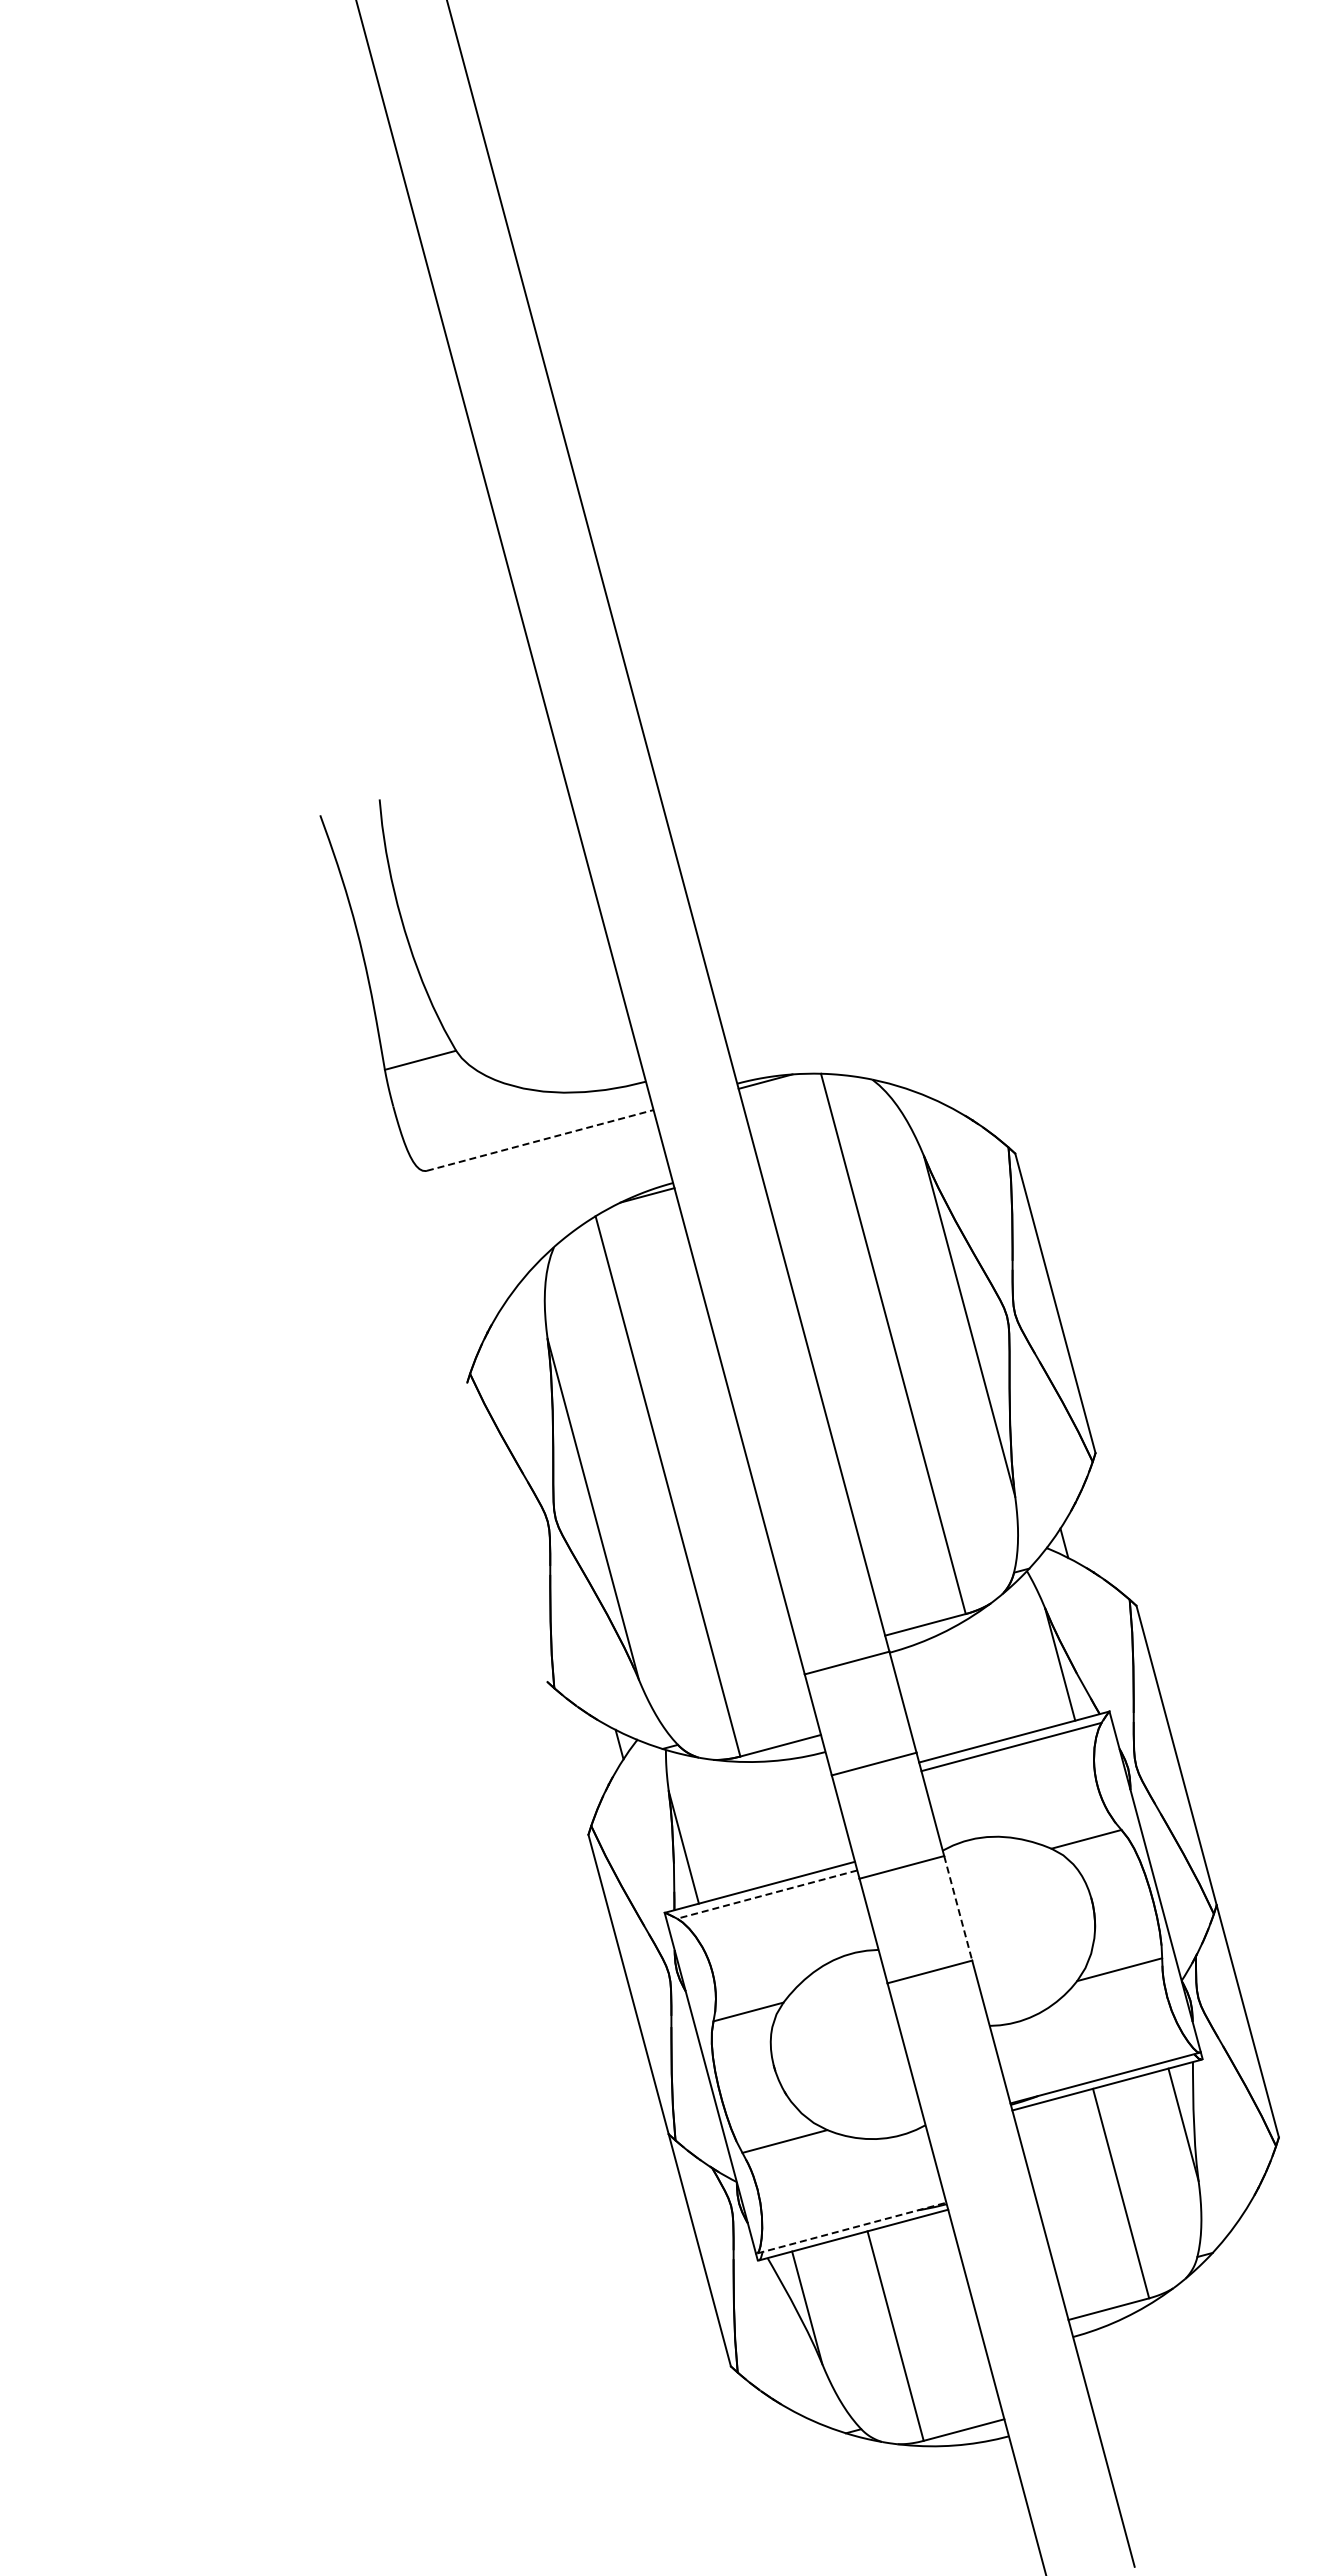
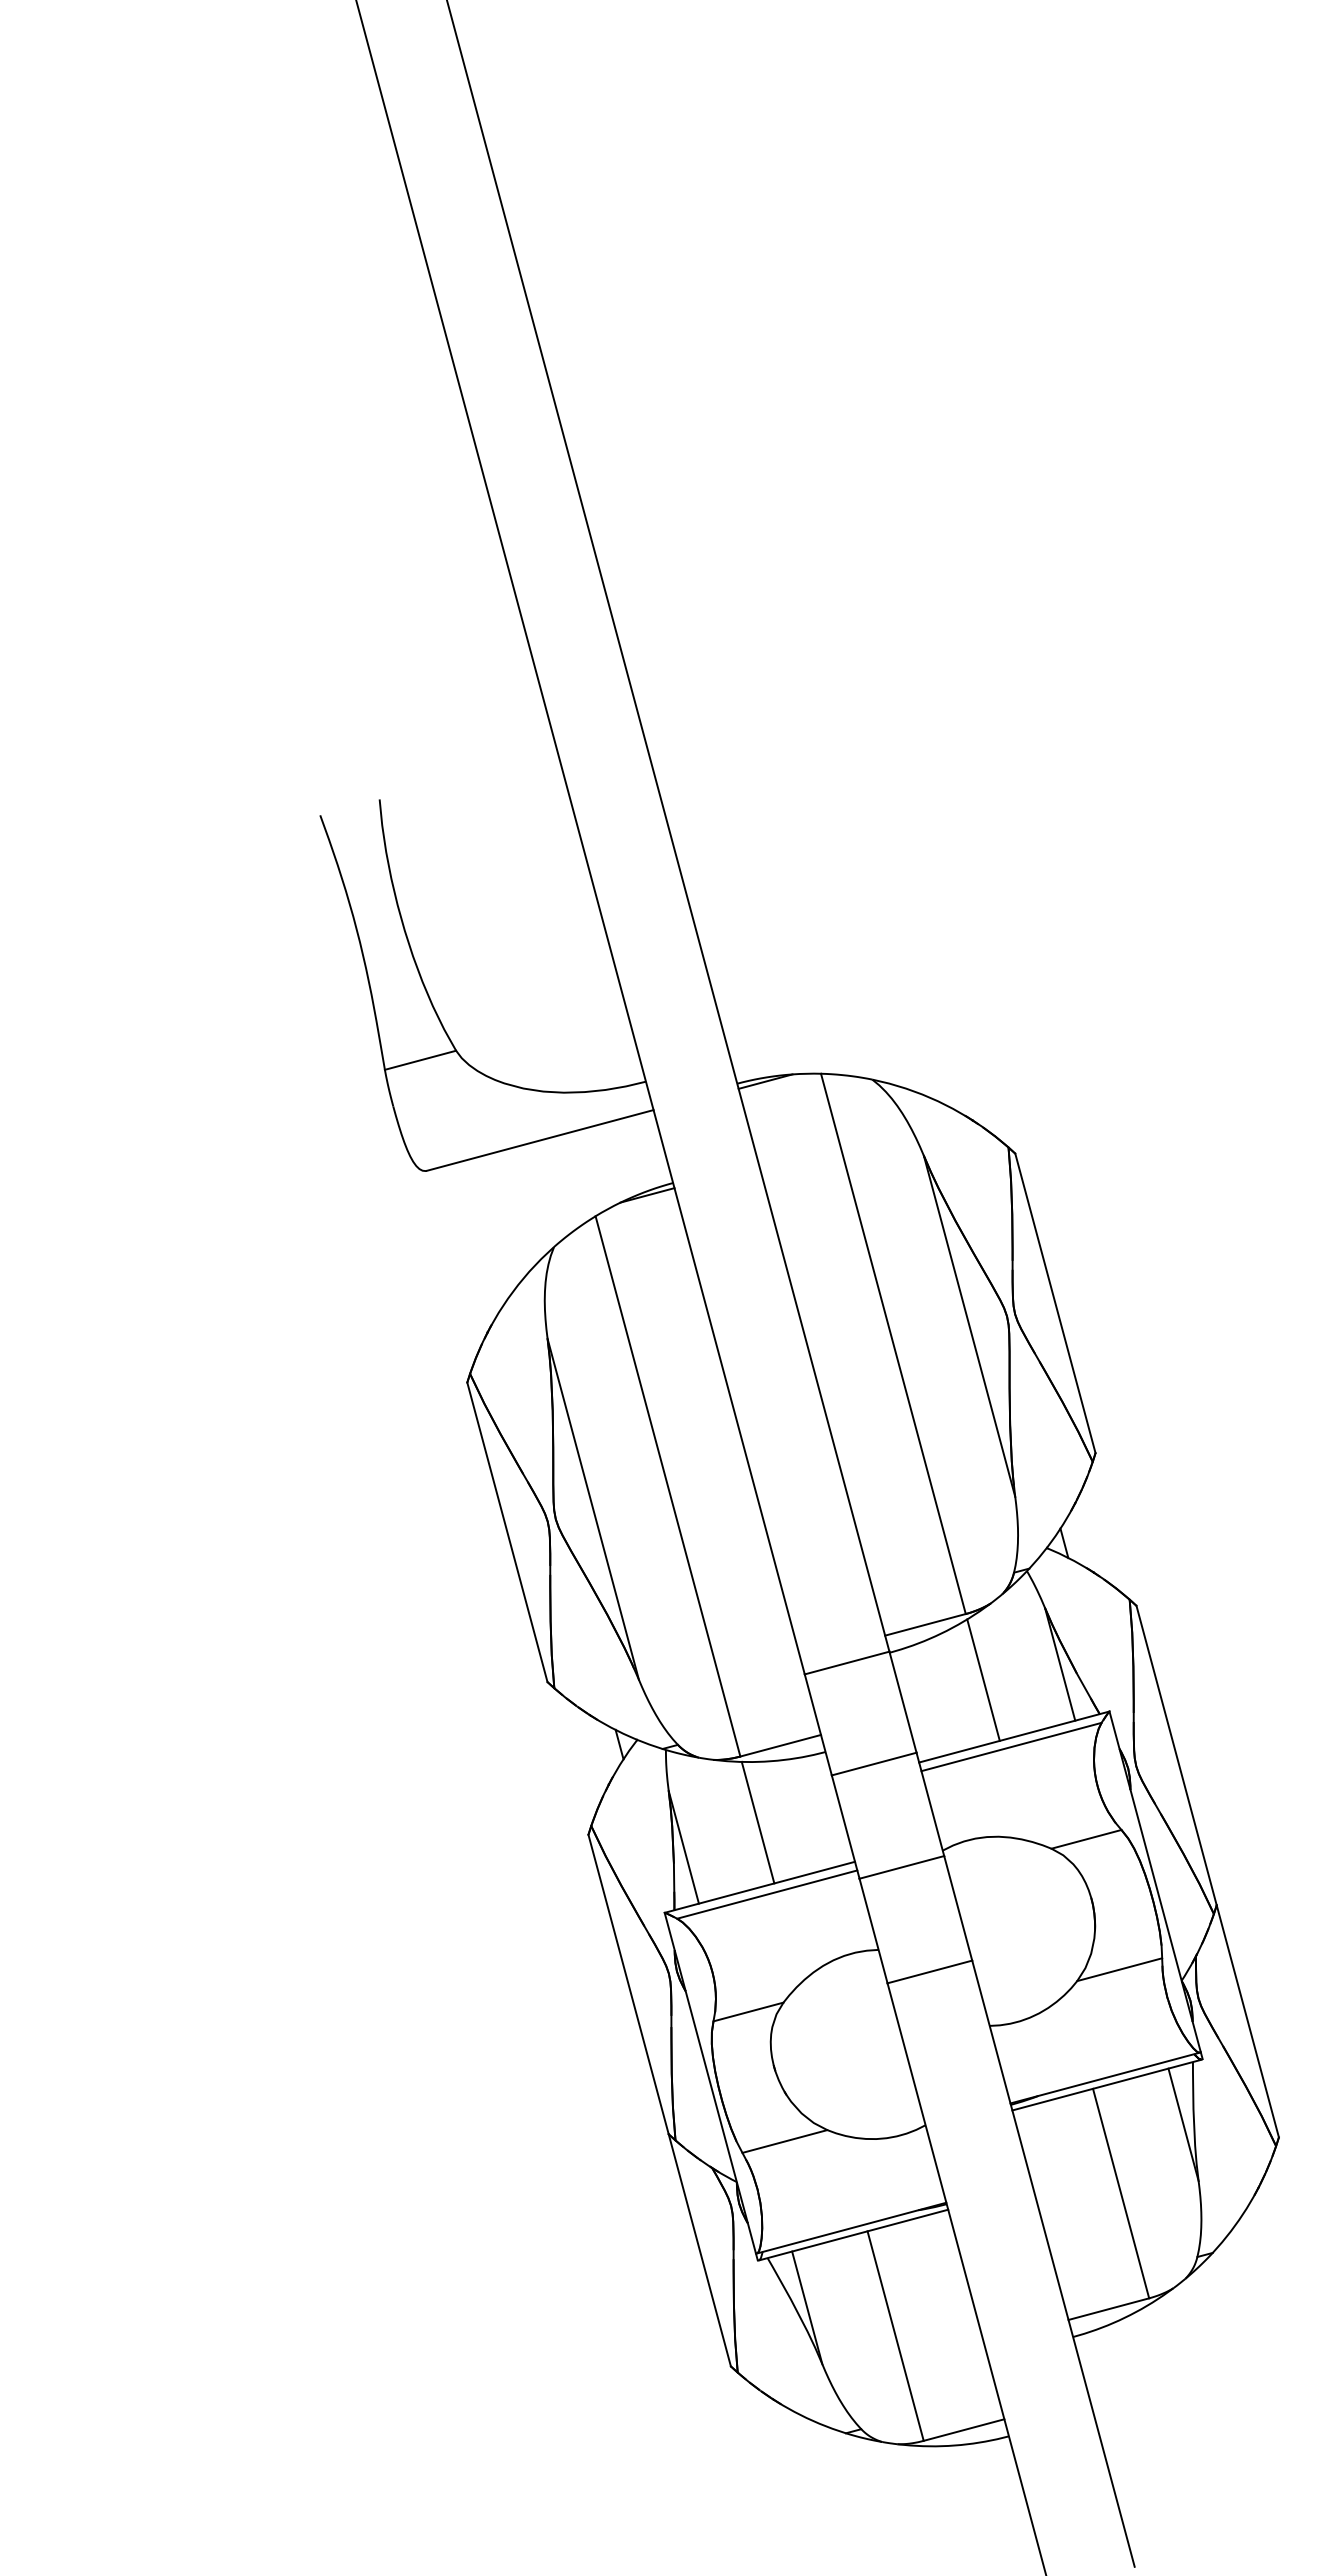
line: dashed -> solid (540, 1140)
line: none -> present (507, 1532)
line: none -> present (983, 1679)
line: none -> present (757, 1822)
line: dashed -> solid (766, 1894)
line: dashed -> solid (958, 1908)
line: dashed -> solid (851, 2228)
